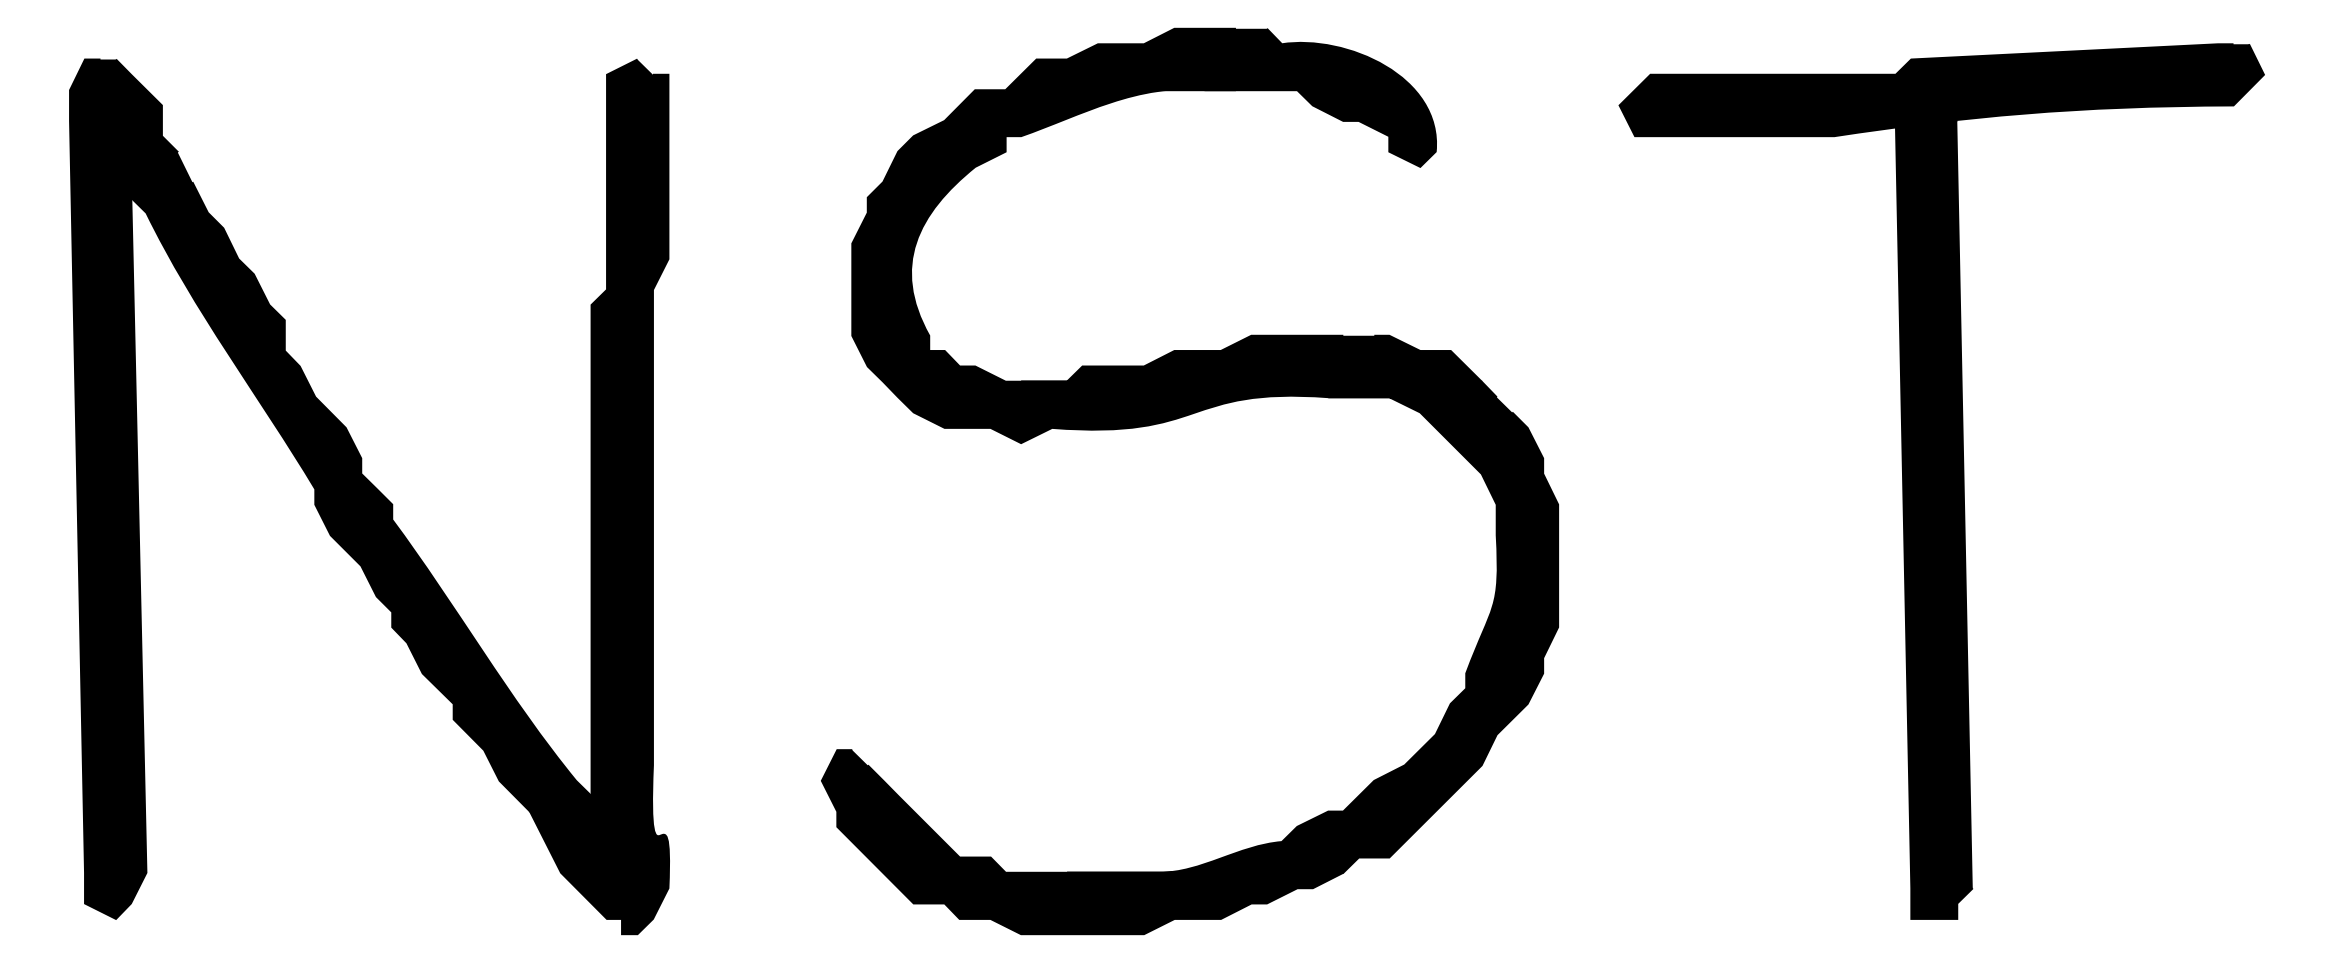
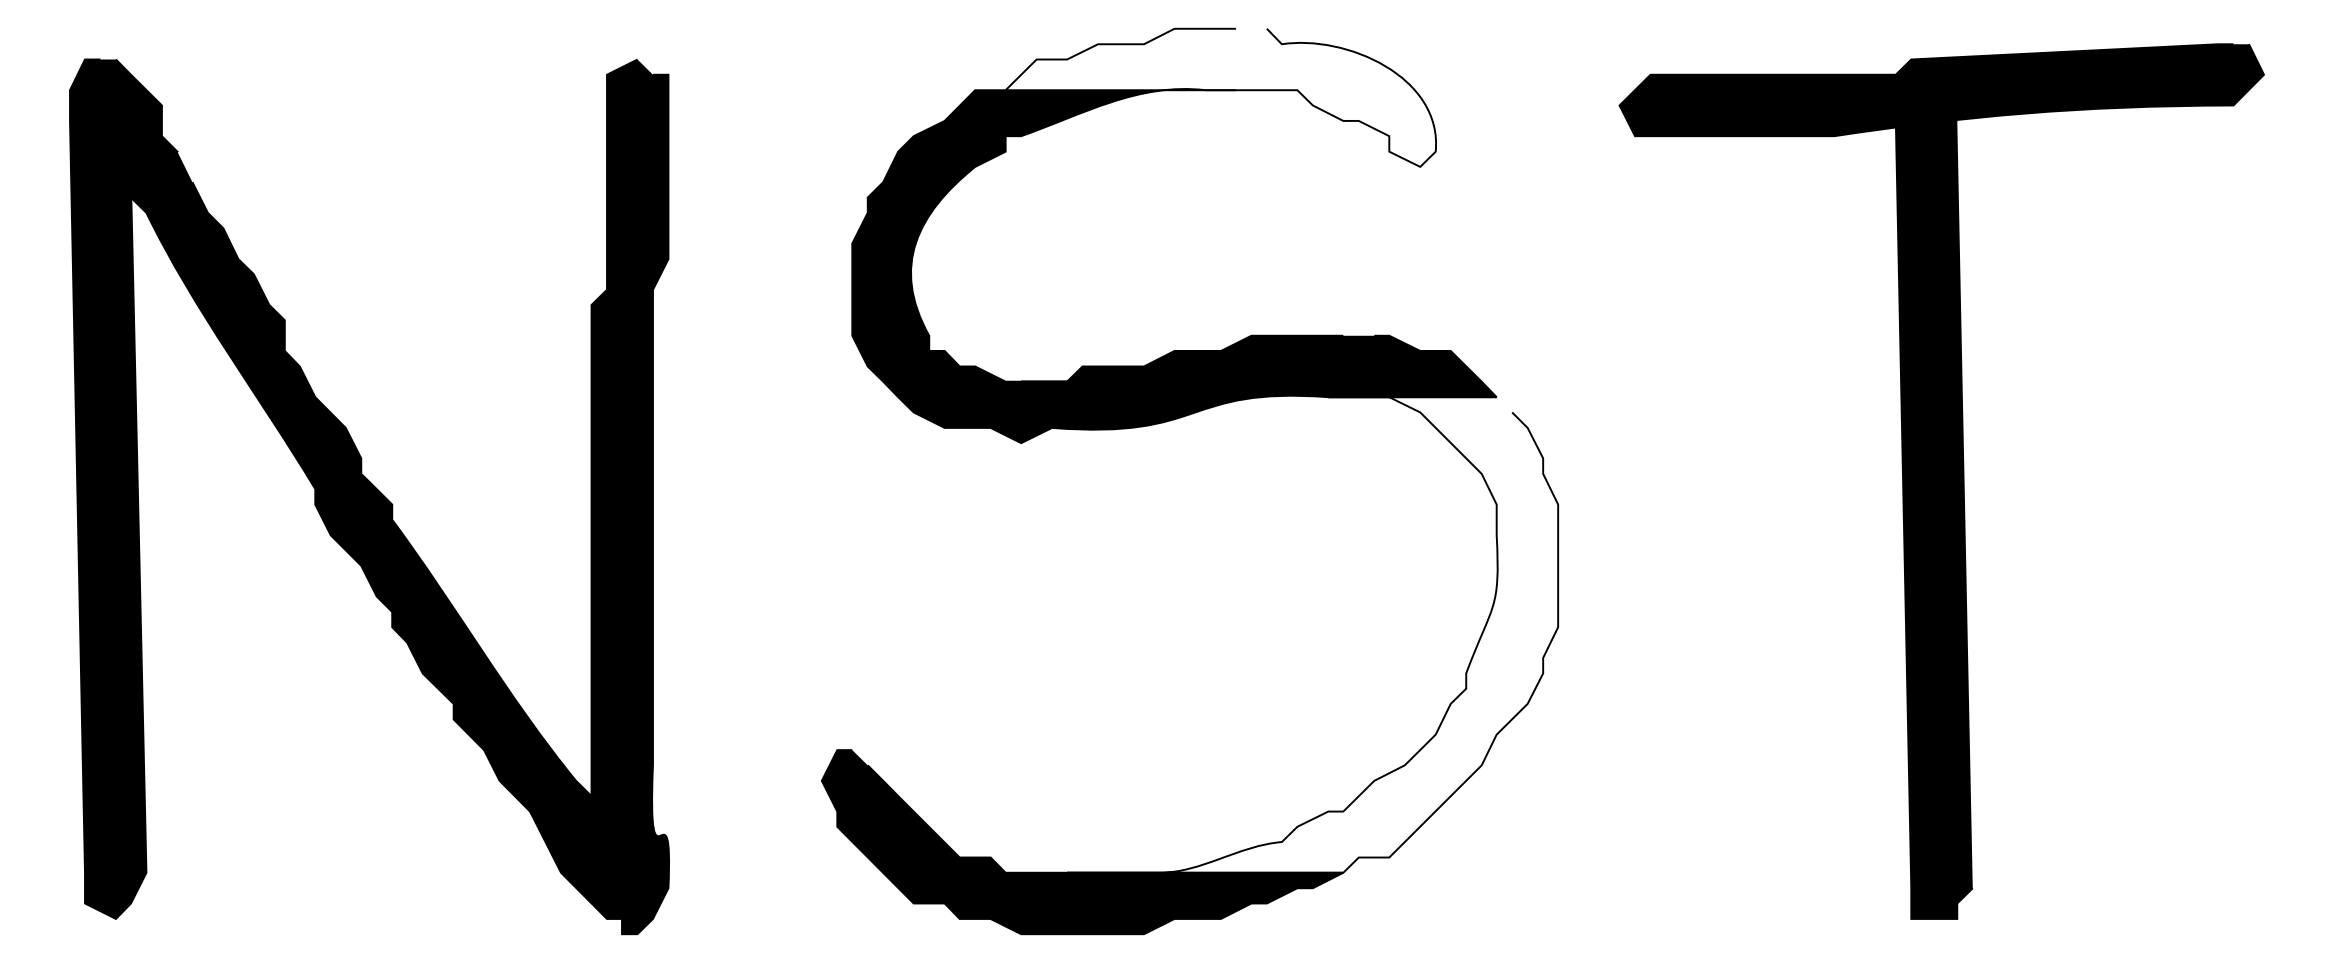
fill: present -> none (1220, 97)
fill: present -> none (1312, 634)
